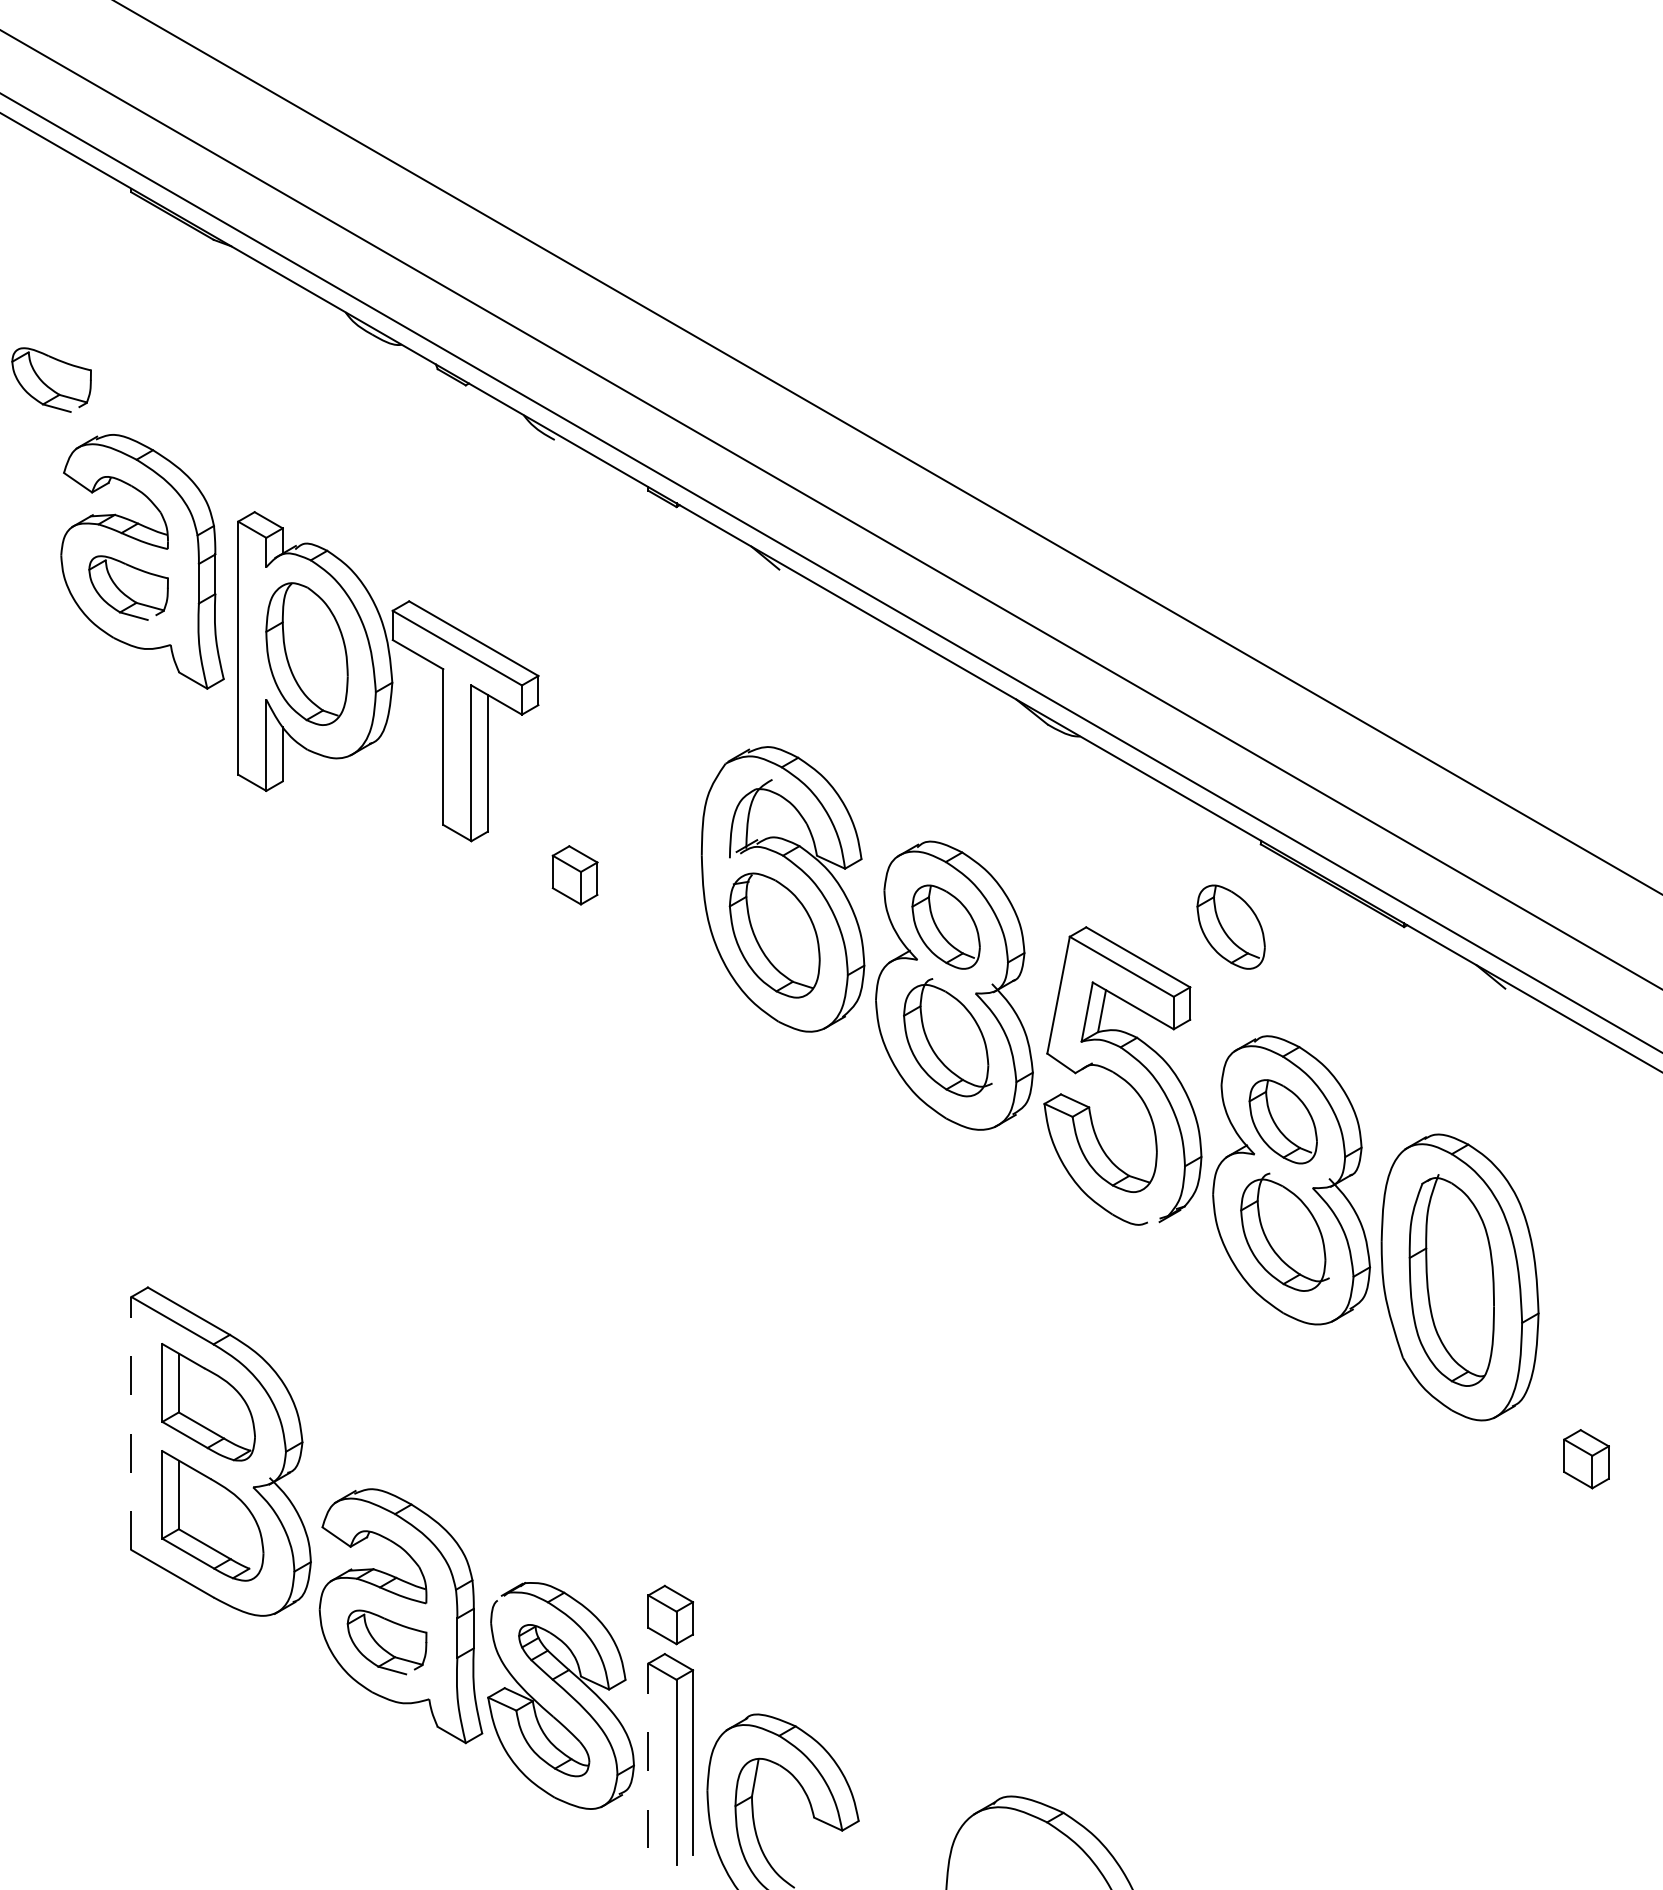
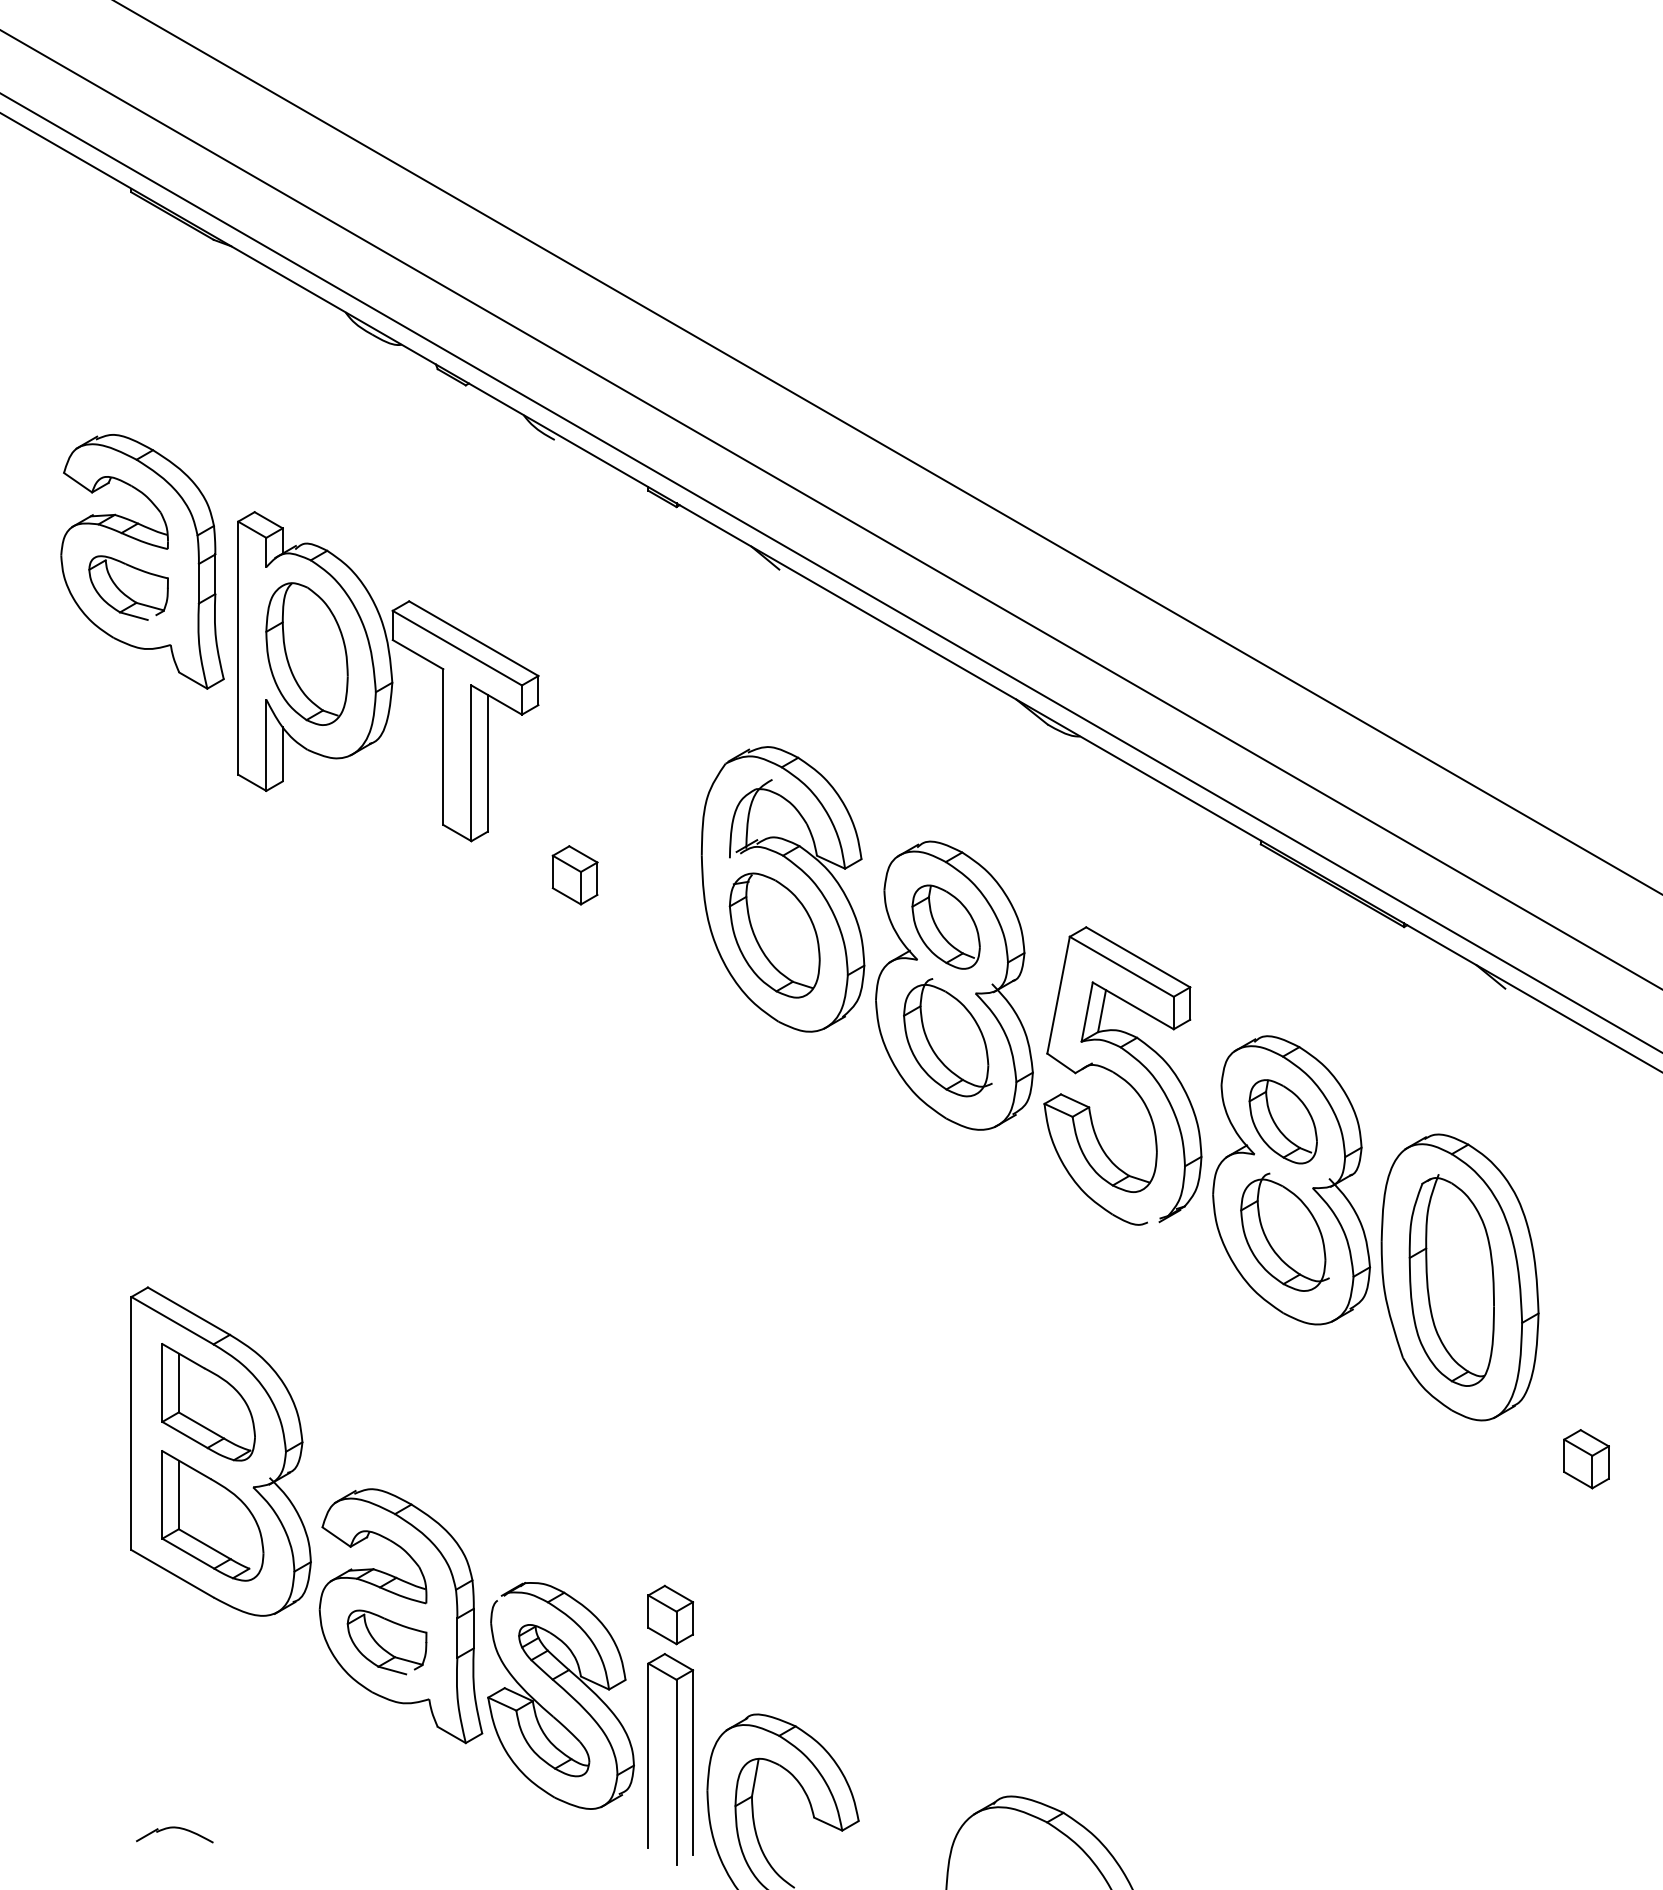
part: present -> none (51, 379)
part: present -> none (1230, 926)
line: dashed -> solid (131, 1423)
line: dashed -> solid (648, 1755)
part: none -> present (174, 1834)
